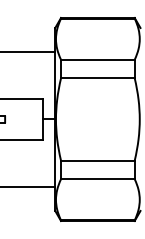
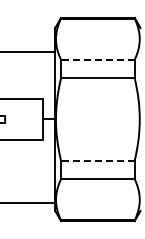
line: solid -> dashed (97, 59)
line: solid -> dashed (97, 160)
line position: (28, 187) -> (28, 203) (28, 203)
